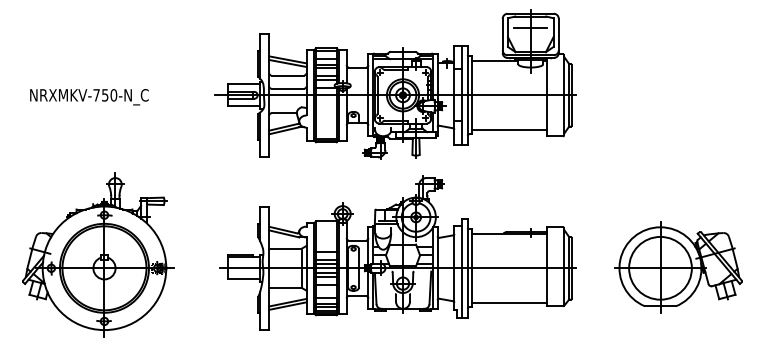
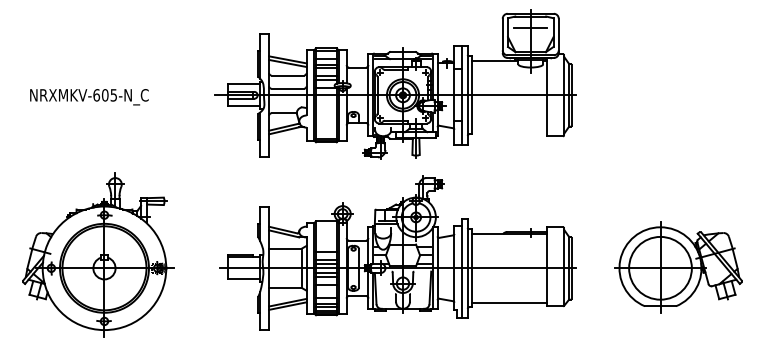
text: NRXMKV-750-N_C -> NRXMKV-605-N_C (105, 95)
line: present -> none (509, 129)
